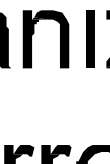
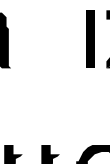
part: present -> none (34, 33)
fill: present -> none (23, 150)
fill: present -> none (60, 150)
